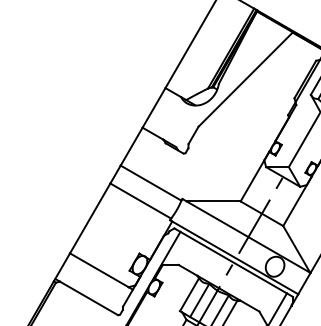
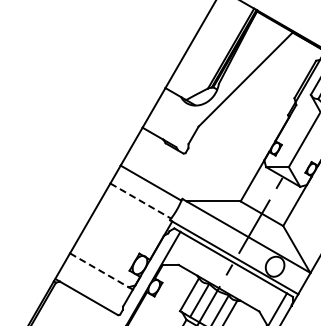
line: solid -> dashed (141, 201)
line: solid -> dashed (99, 270)
